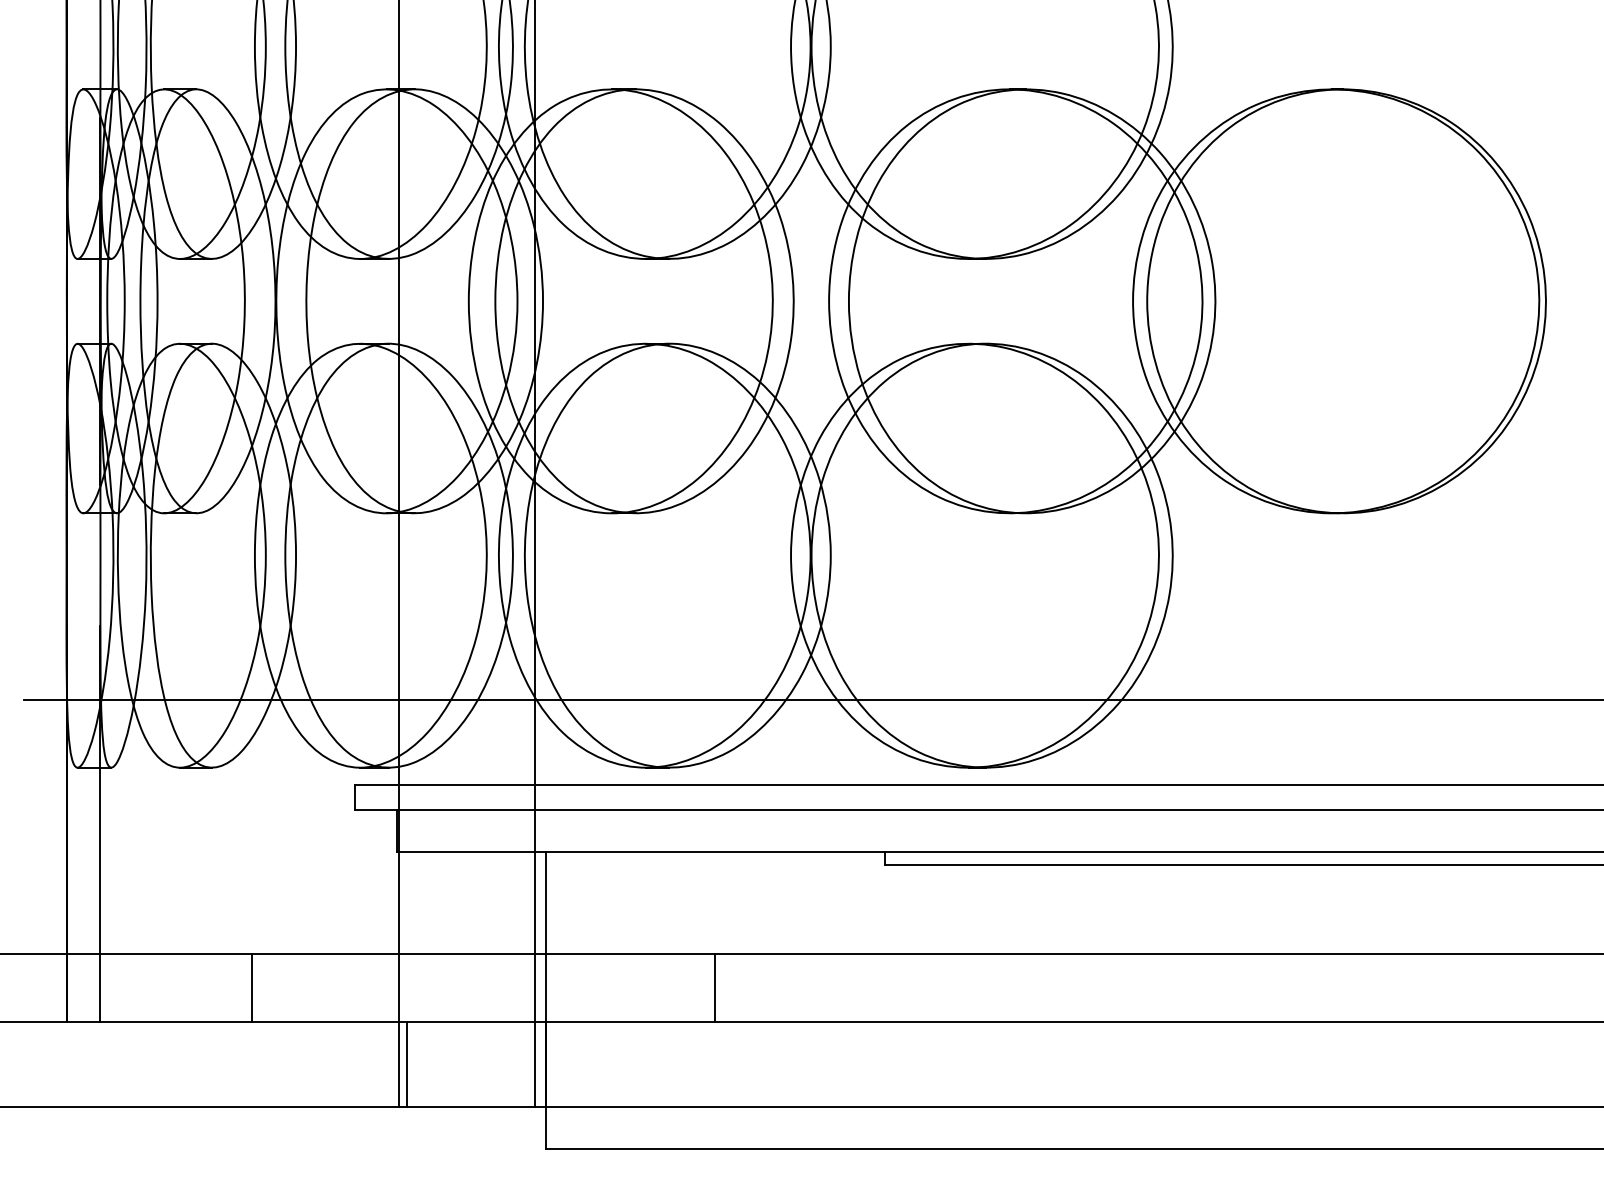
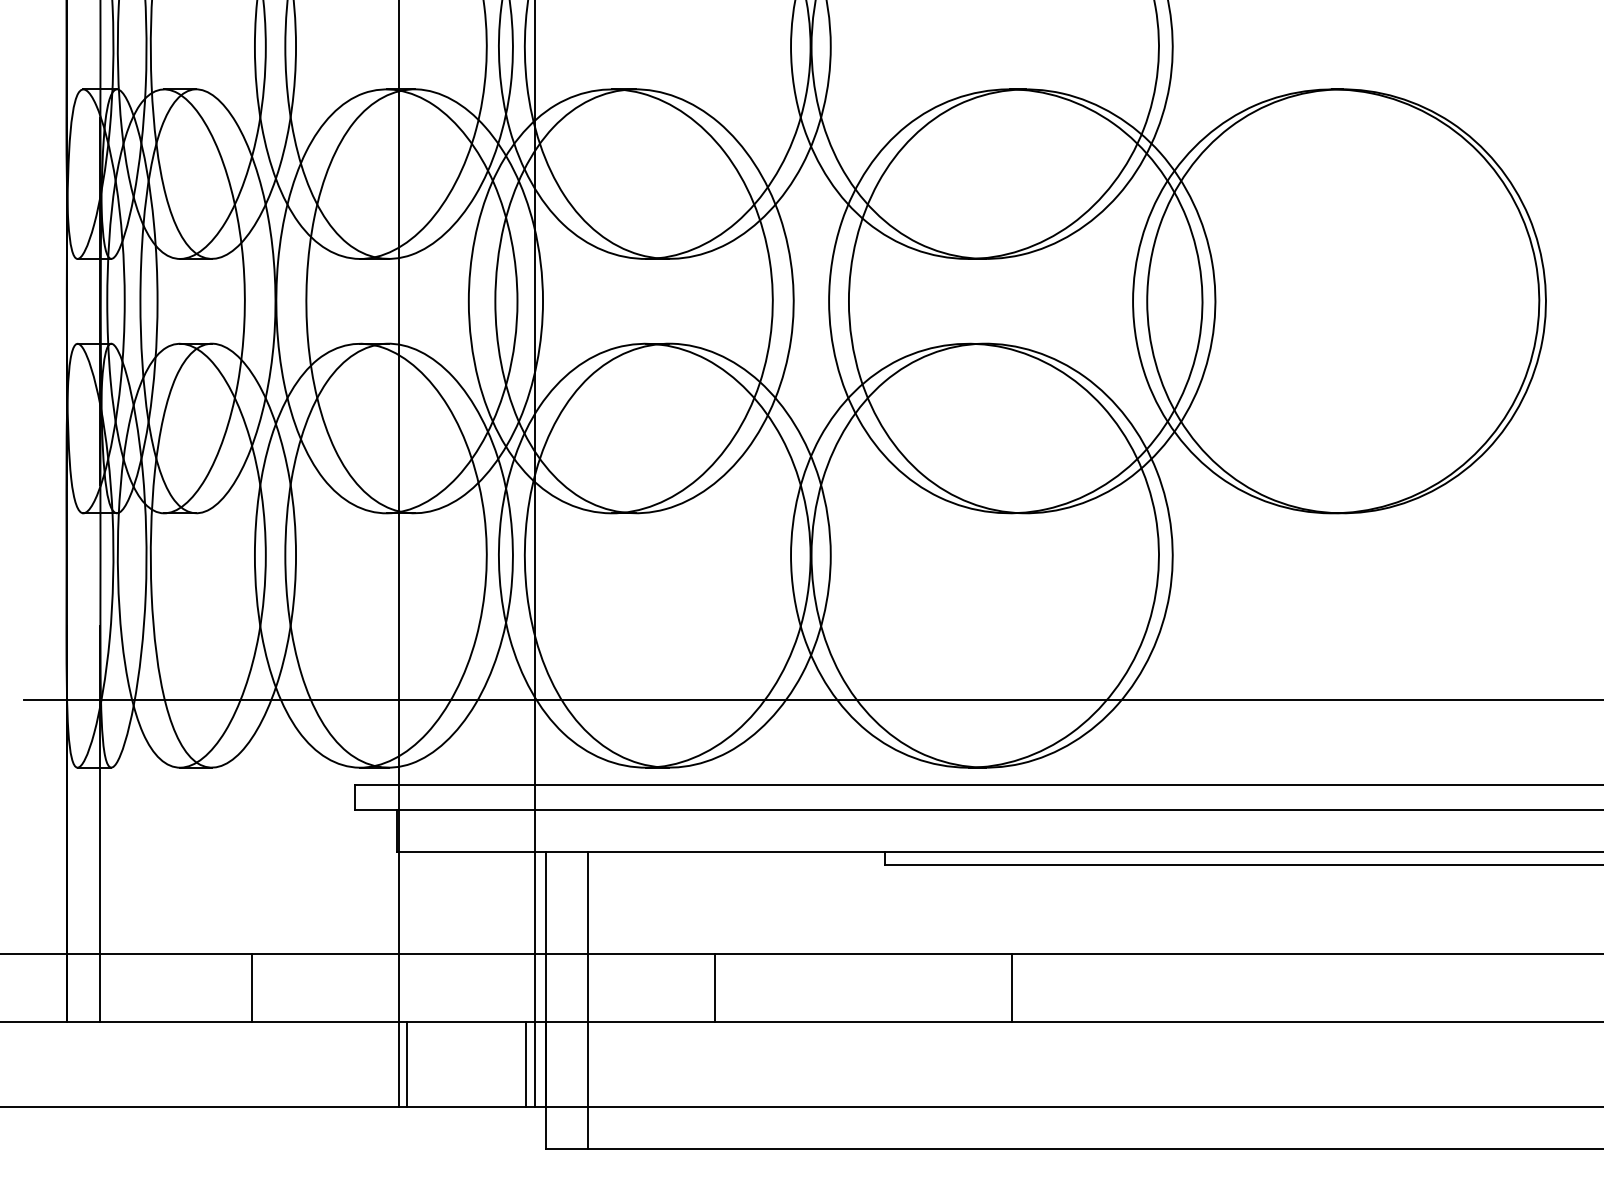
line: none -> present (1011, 988)
line: none -> present (587, 1000)
line: none -> present (526, 1064)
